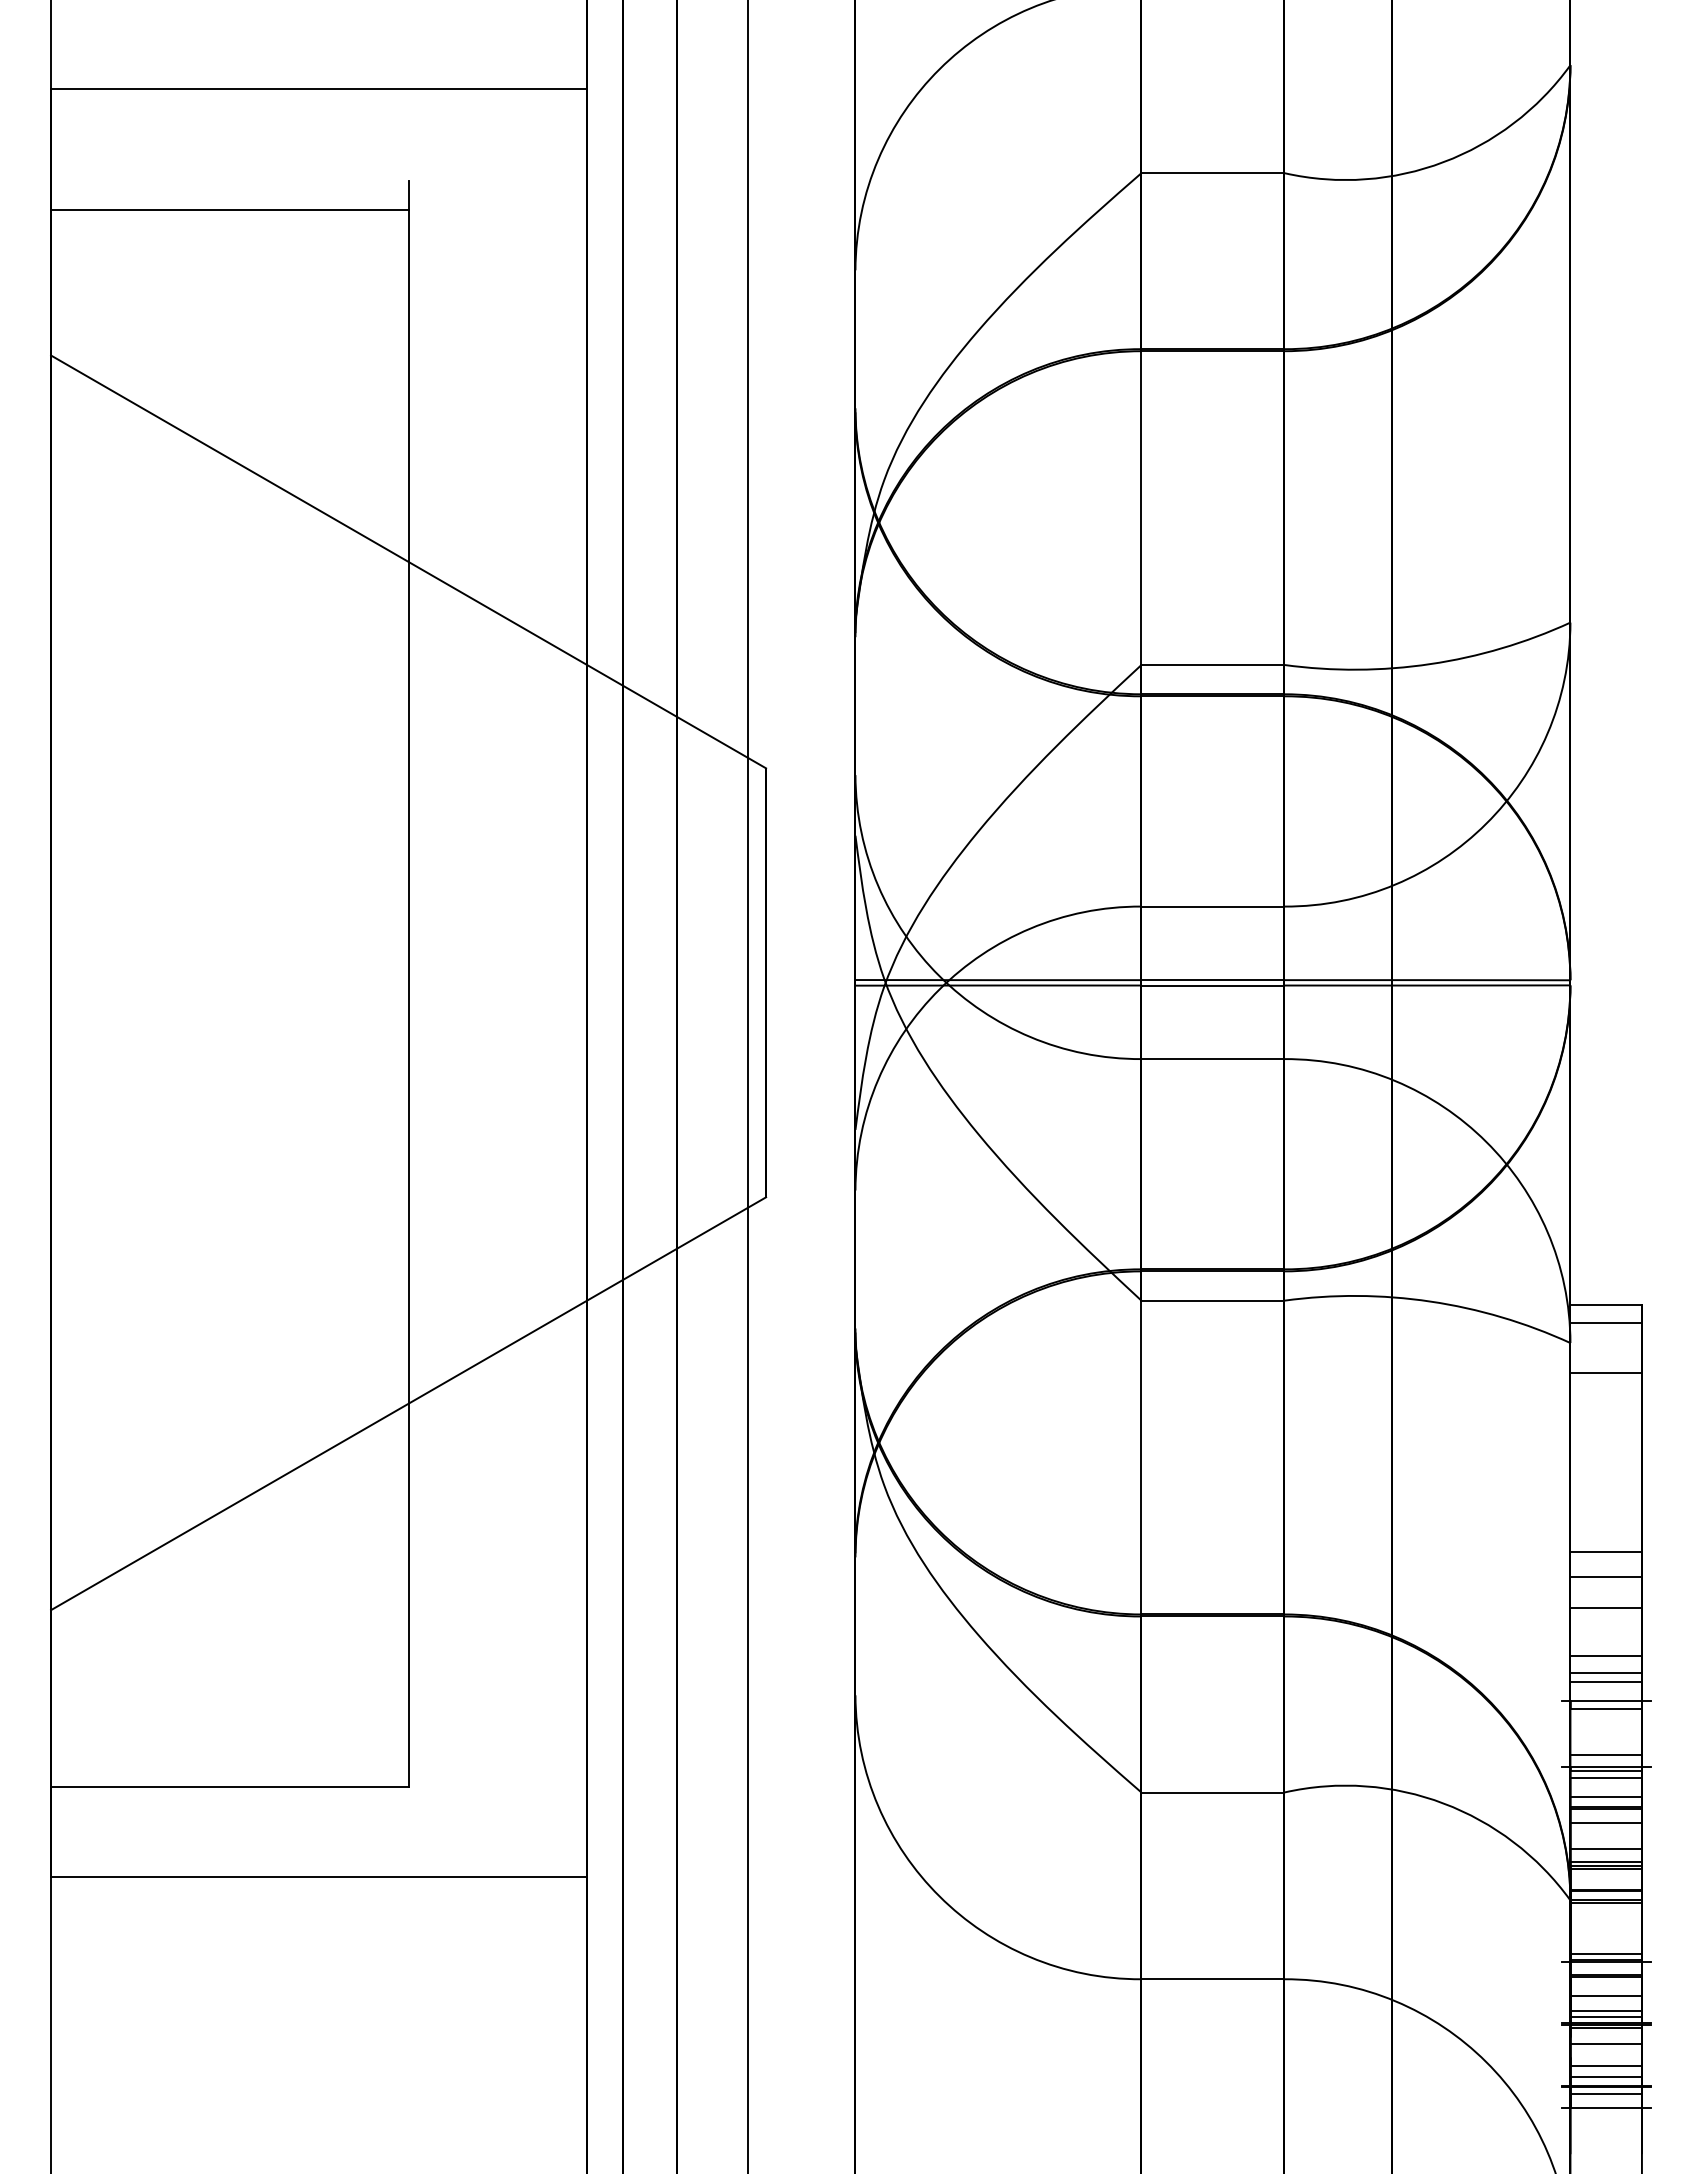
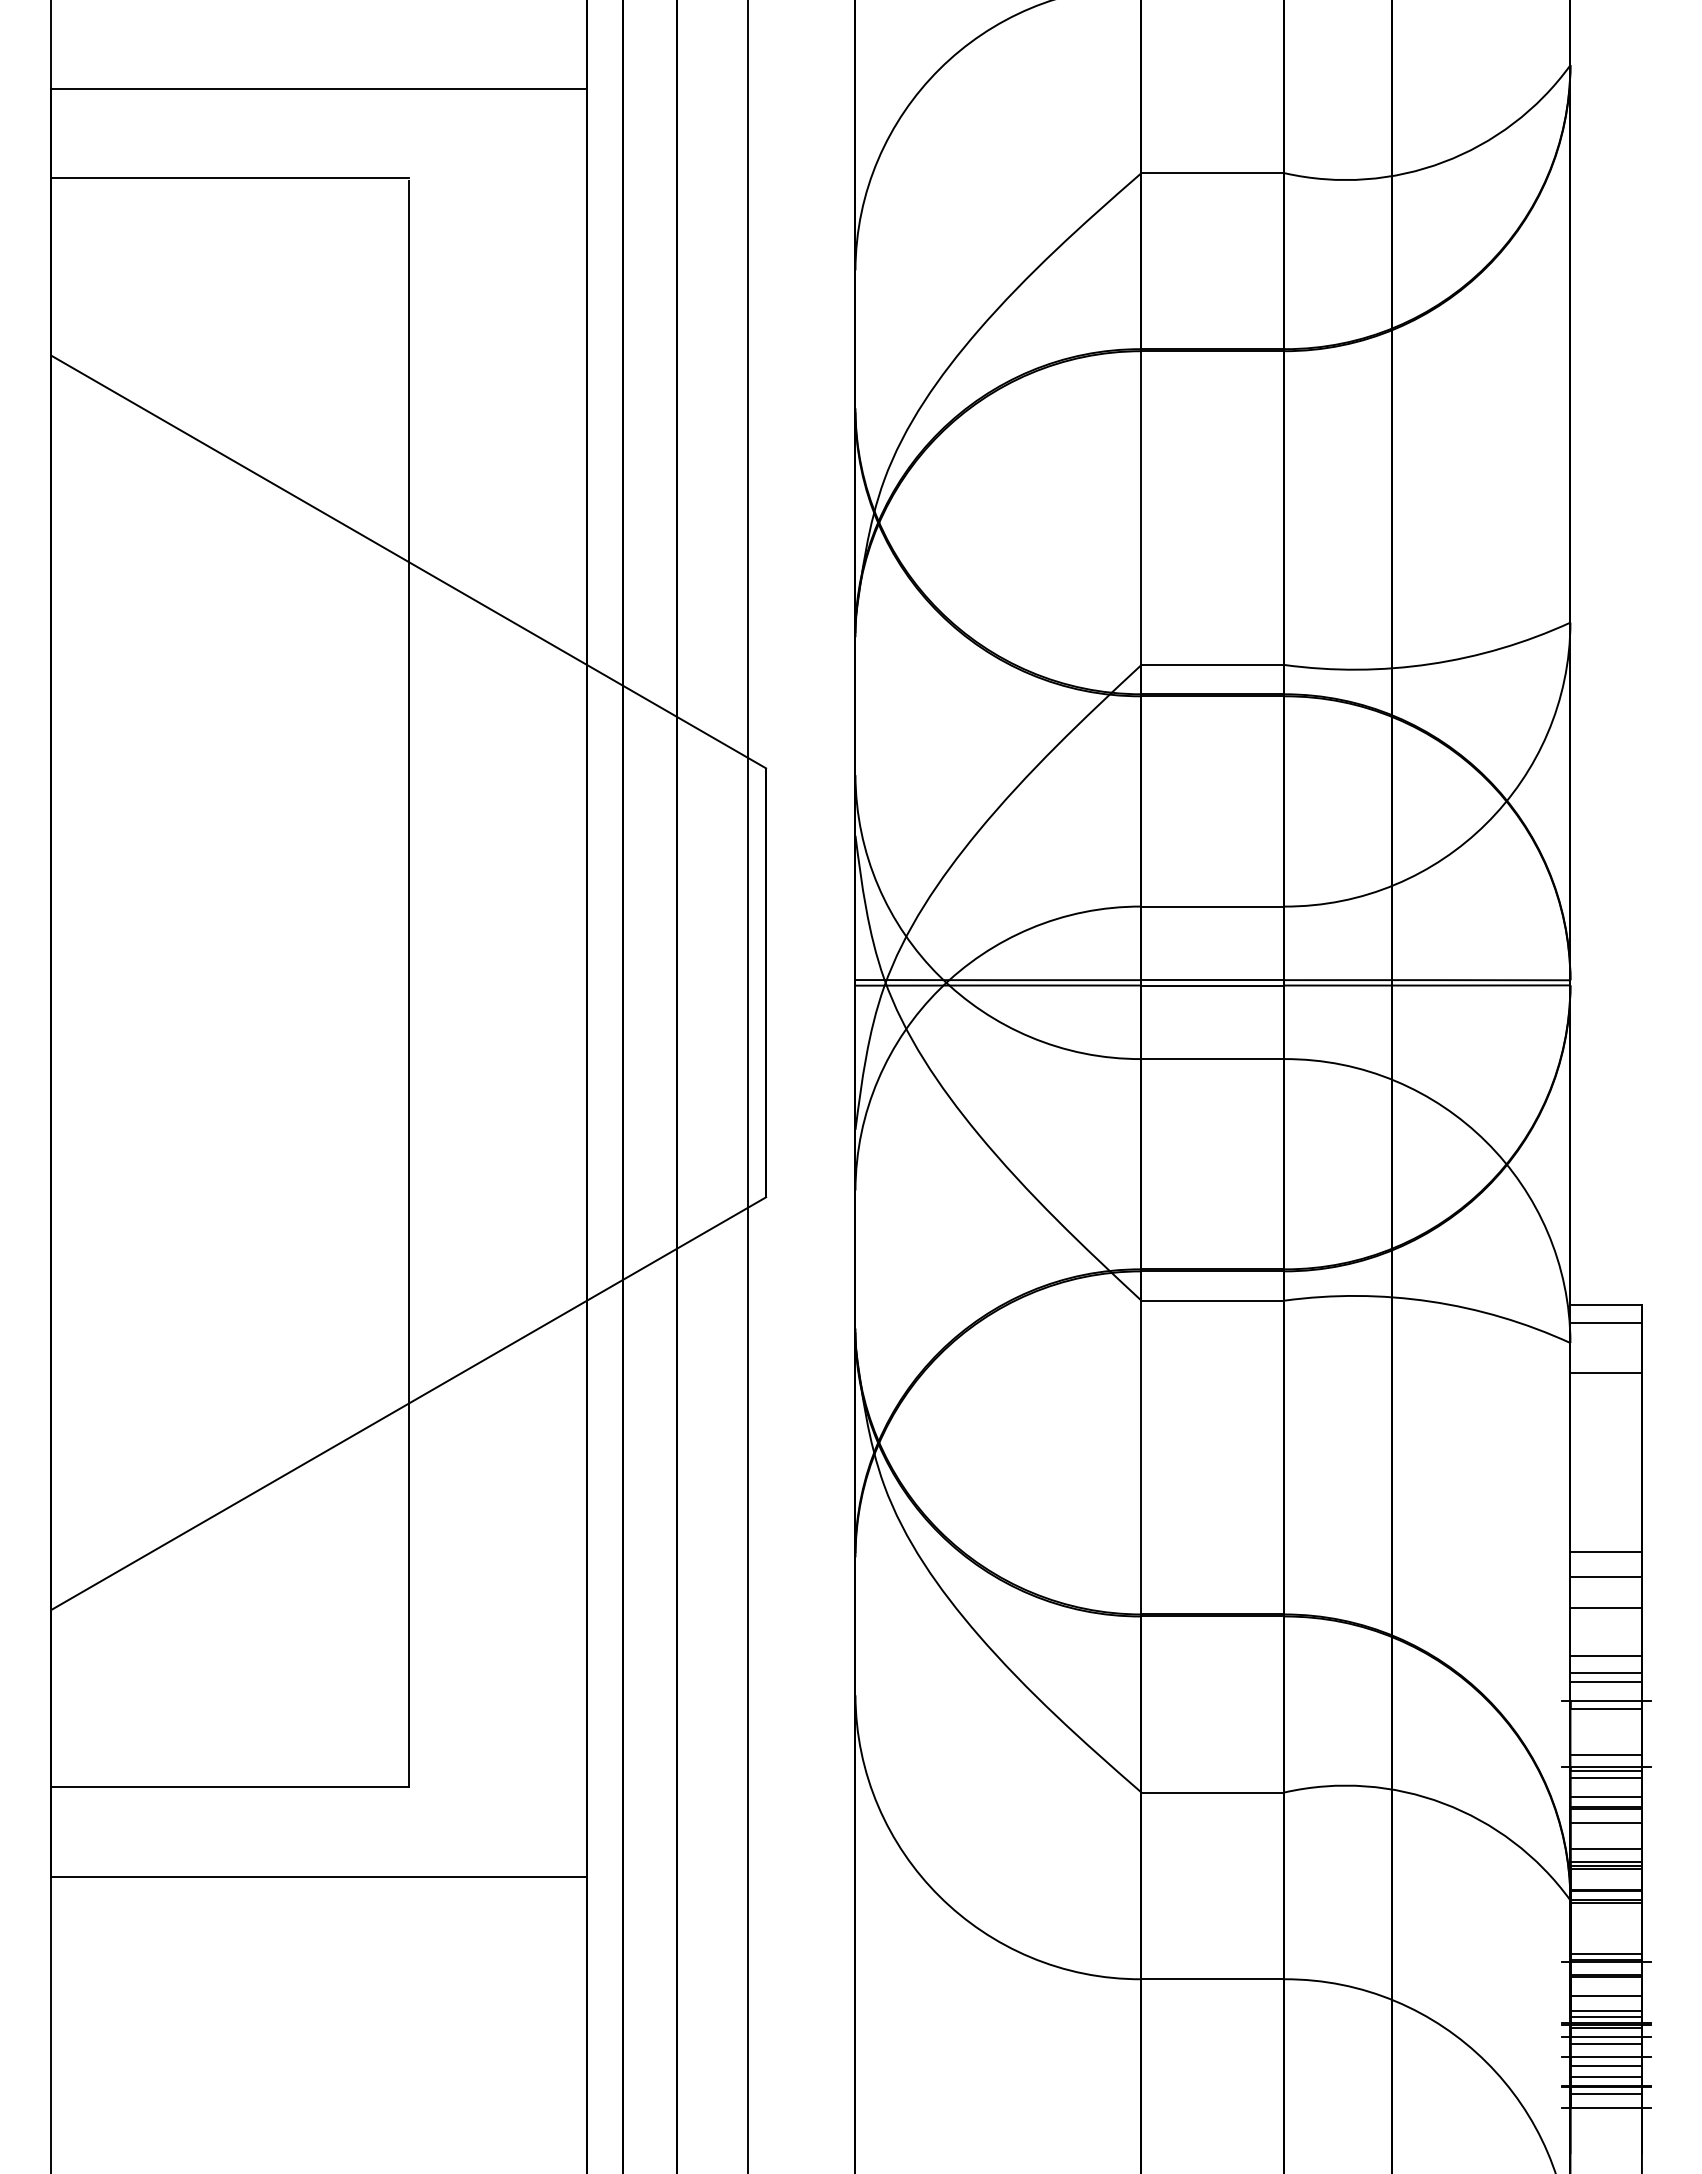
line position: (229, 210) -> (229, 178) (229, 178)
line: none -> present (1605, 2037)
line: none -> present (1605, 2057)
